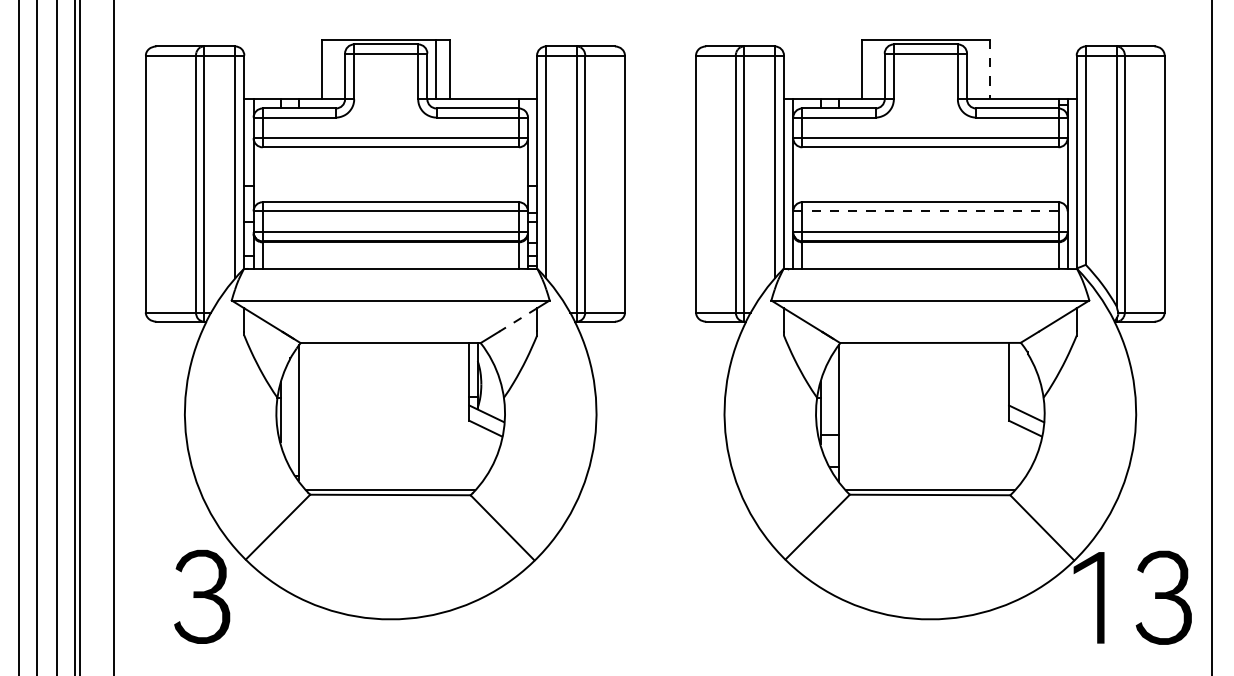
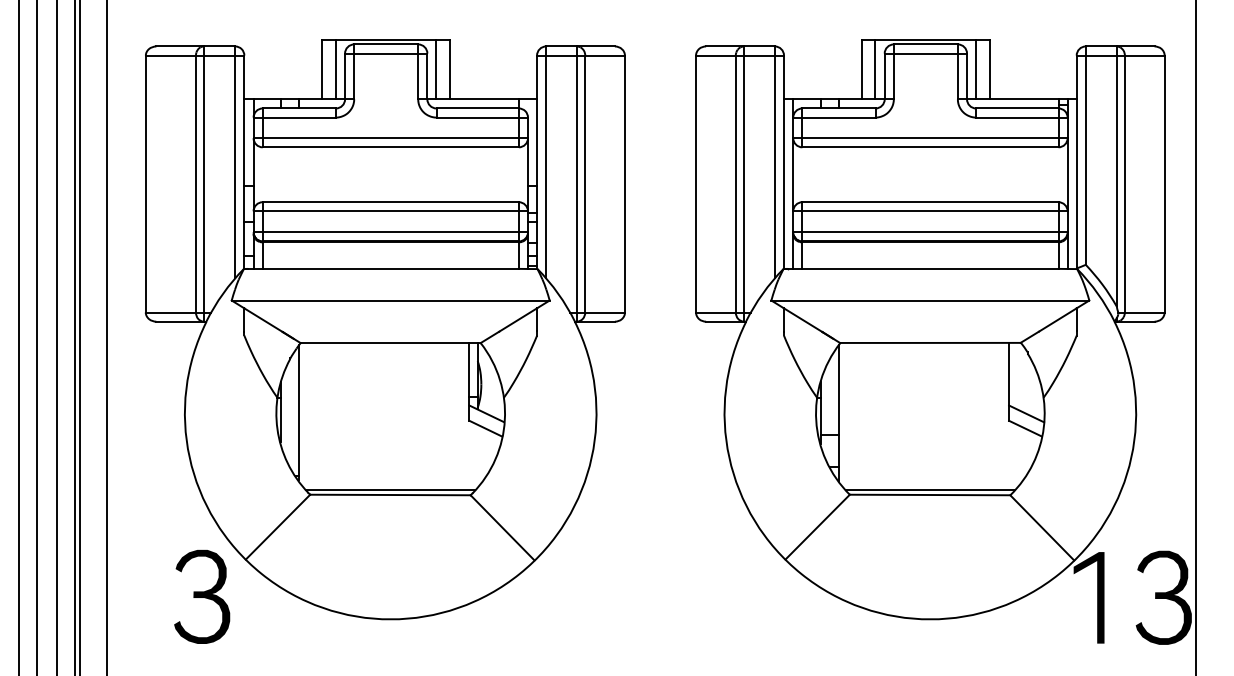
line: none -> present (335, 69)
line: none -> present (875, 69)
line: none -> present (976, 69)
line: dashed -> solid (989, 69)
line: dashed -> solid (930, 211)
line: dashed -> solid (517, 320)
line position: (114, 337) -> (107, 337) (107, 337)
line position: (1211, 337) -> (1195, 337) (1195, 337)
